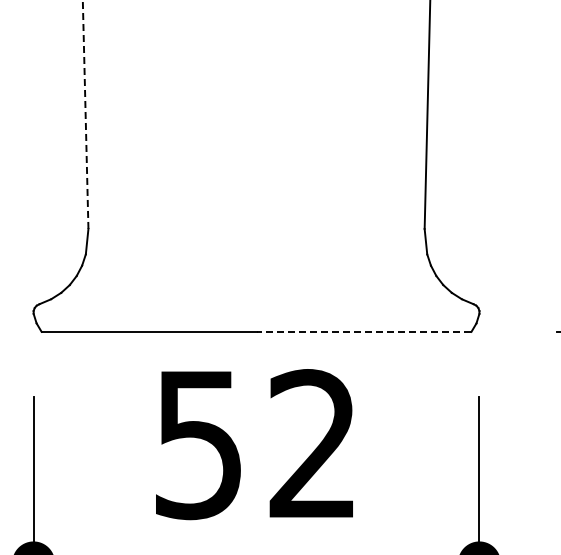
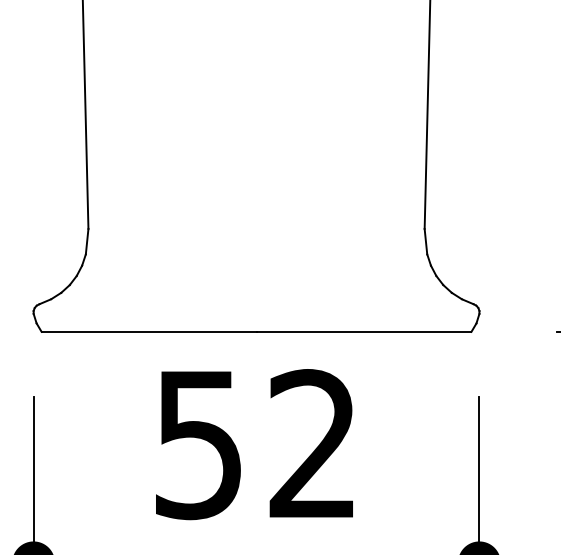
line: dashed -> solid (85, 114)
line: dashed -> solid (363, 331)
